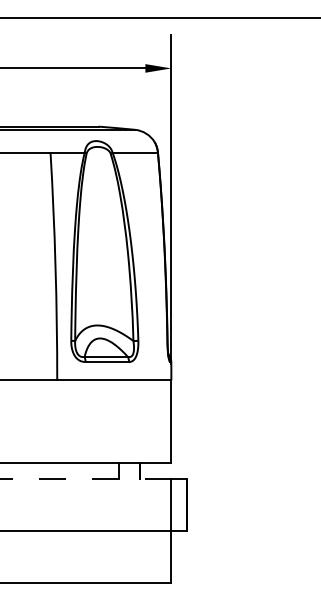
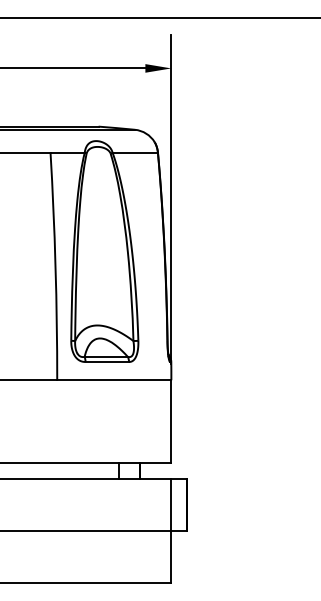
line: dashed -> solid (85, 479)
